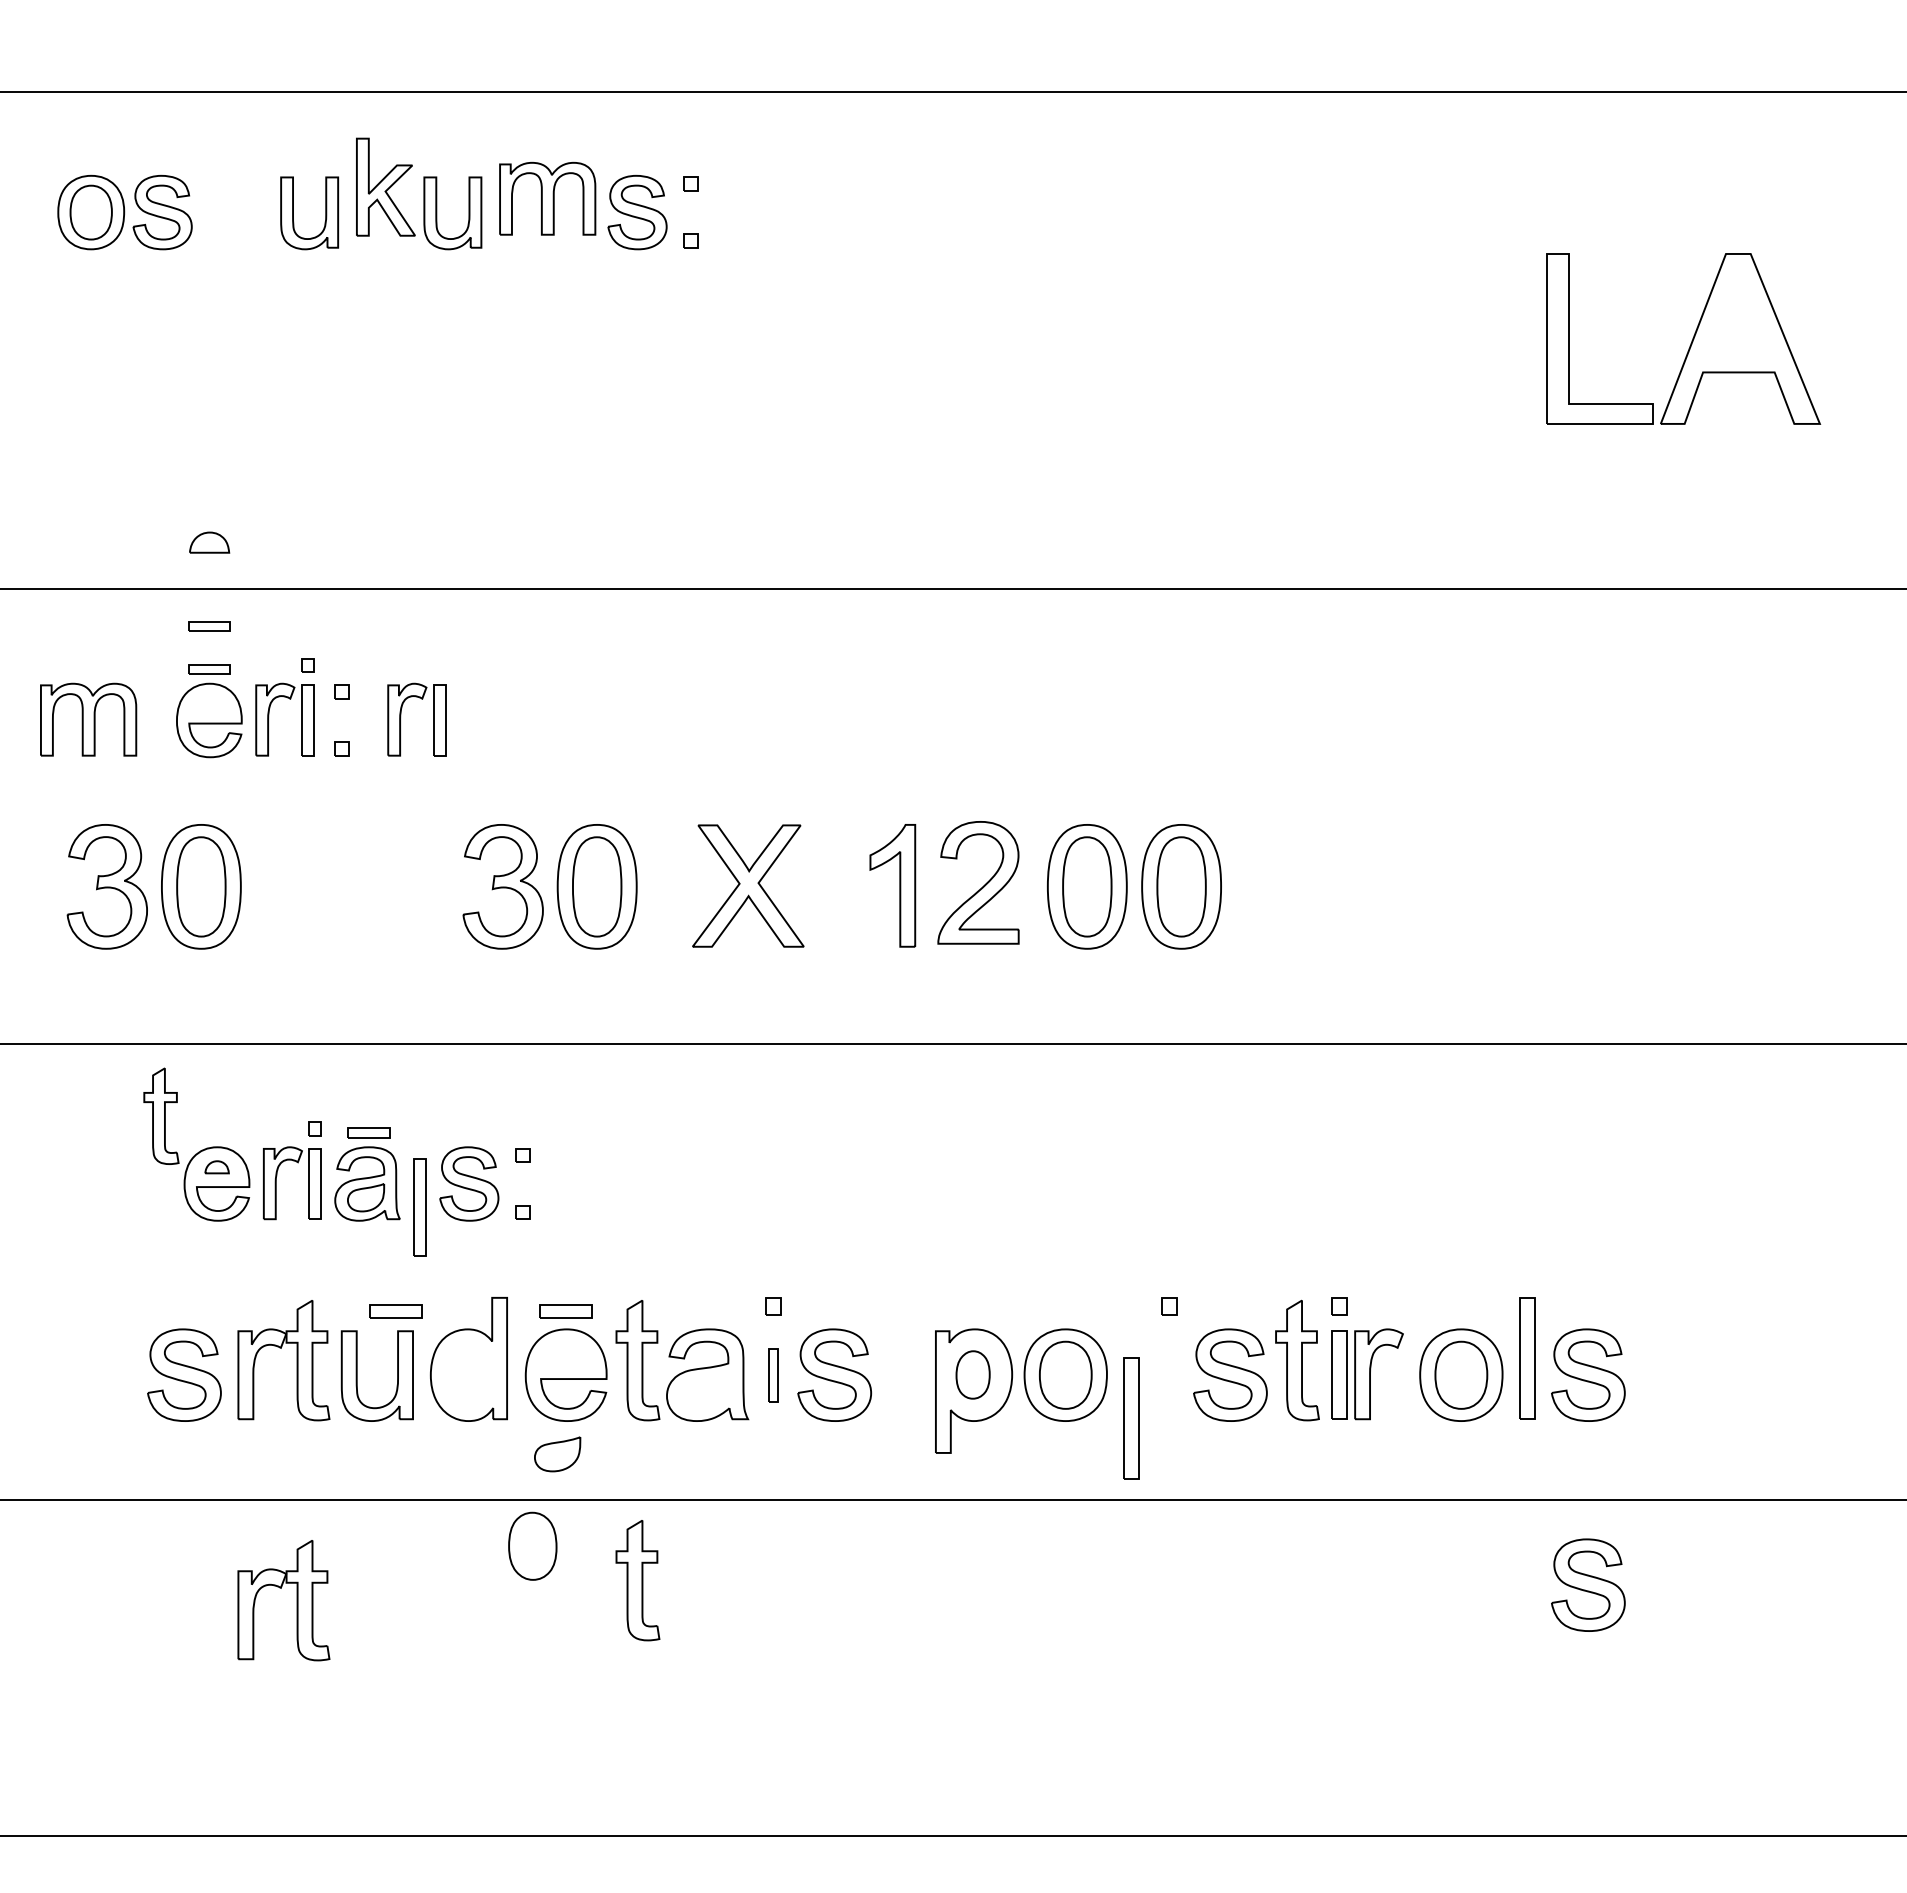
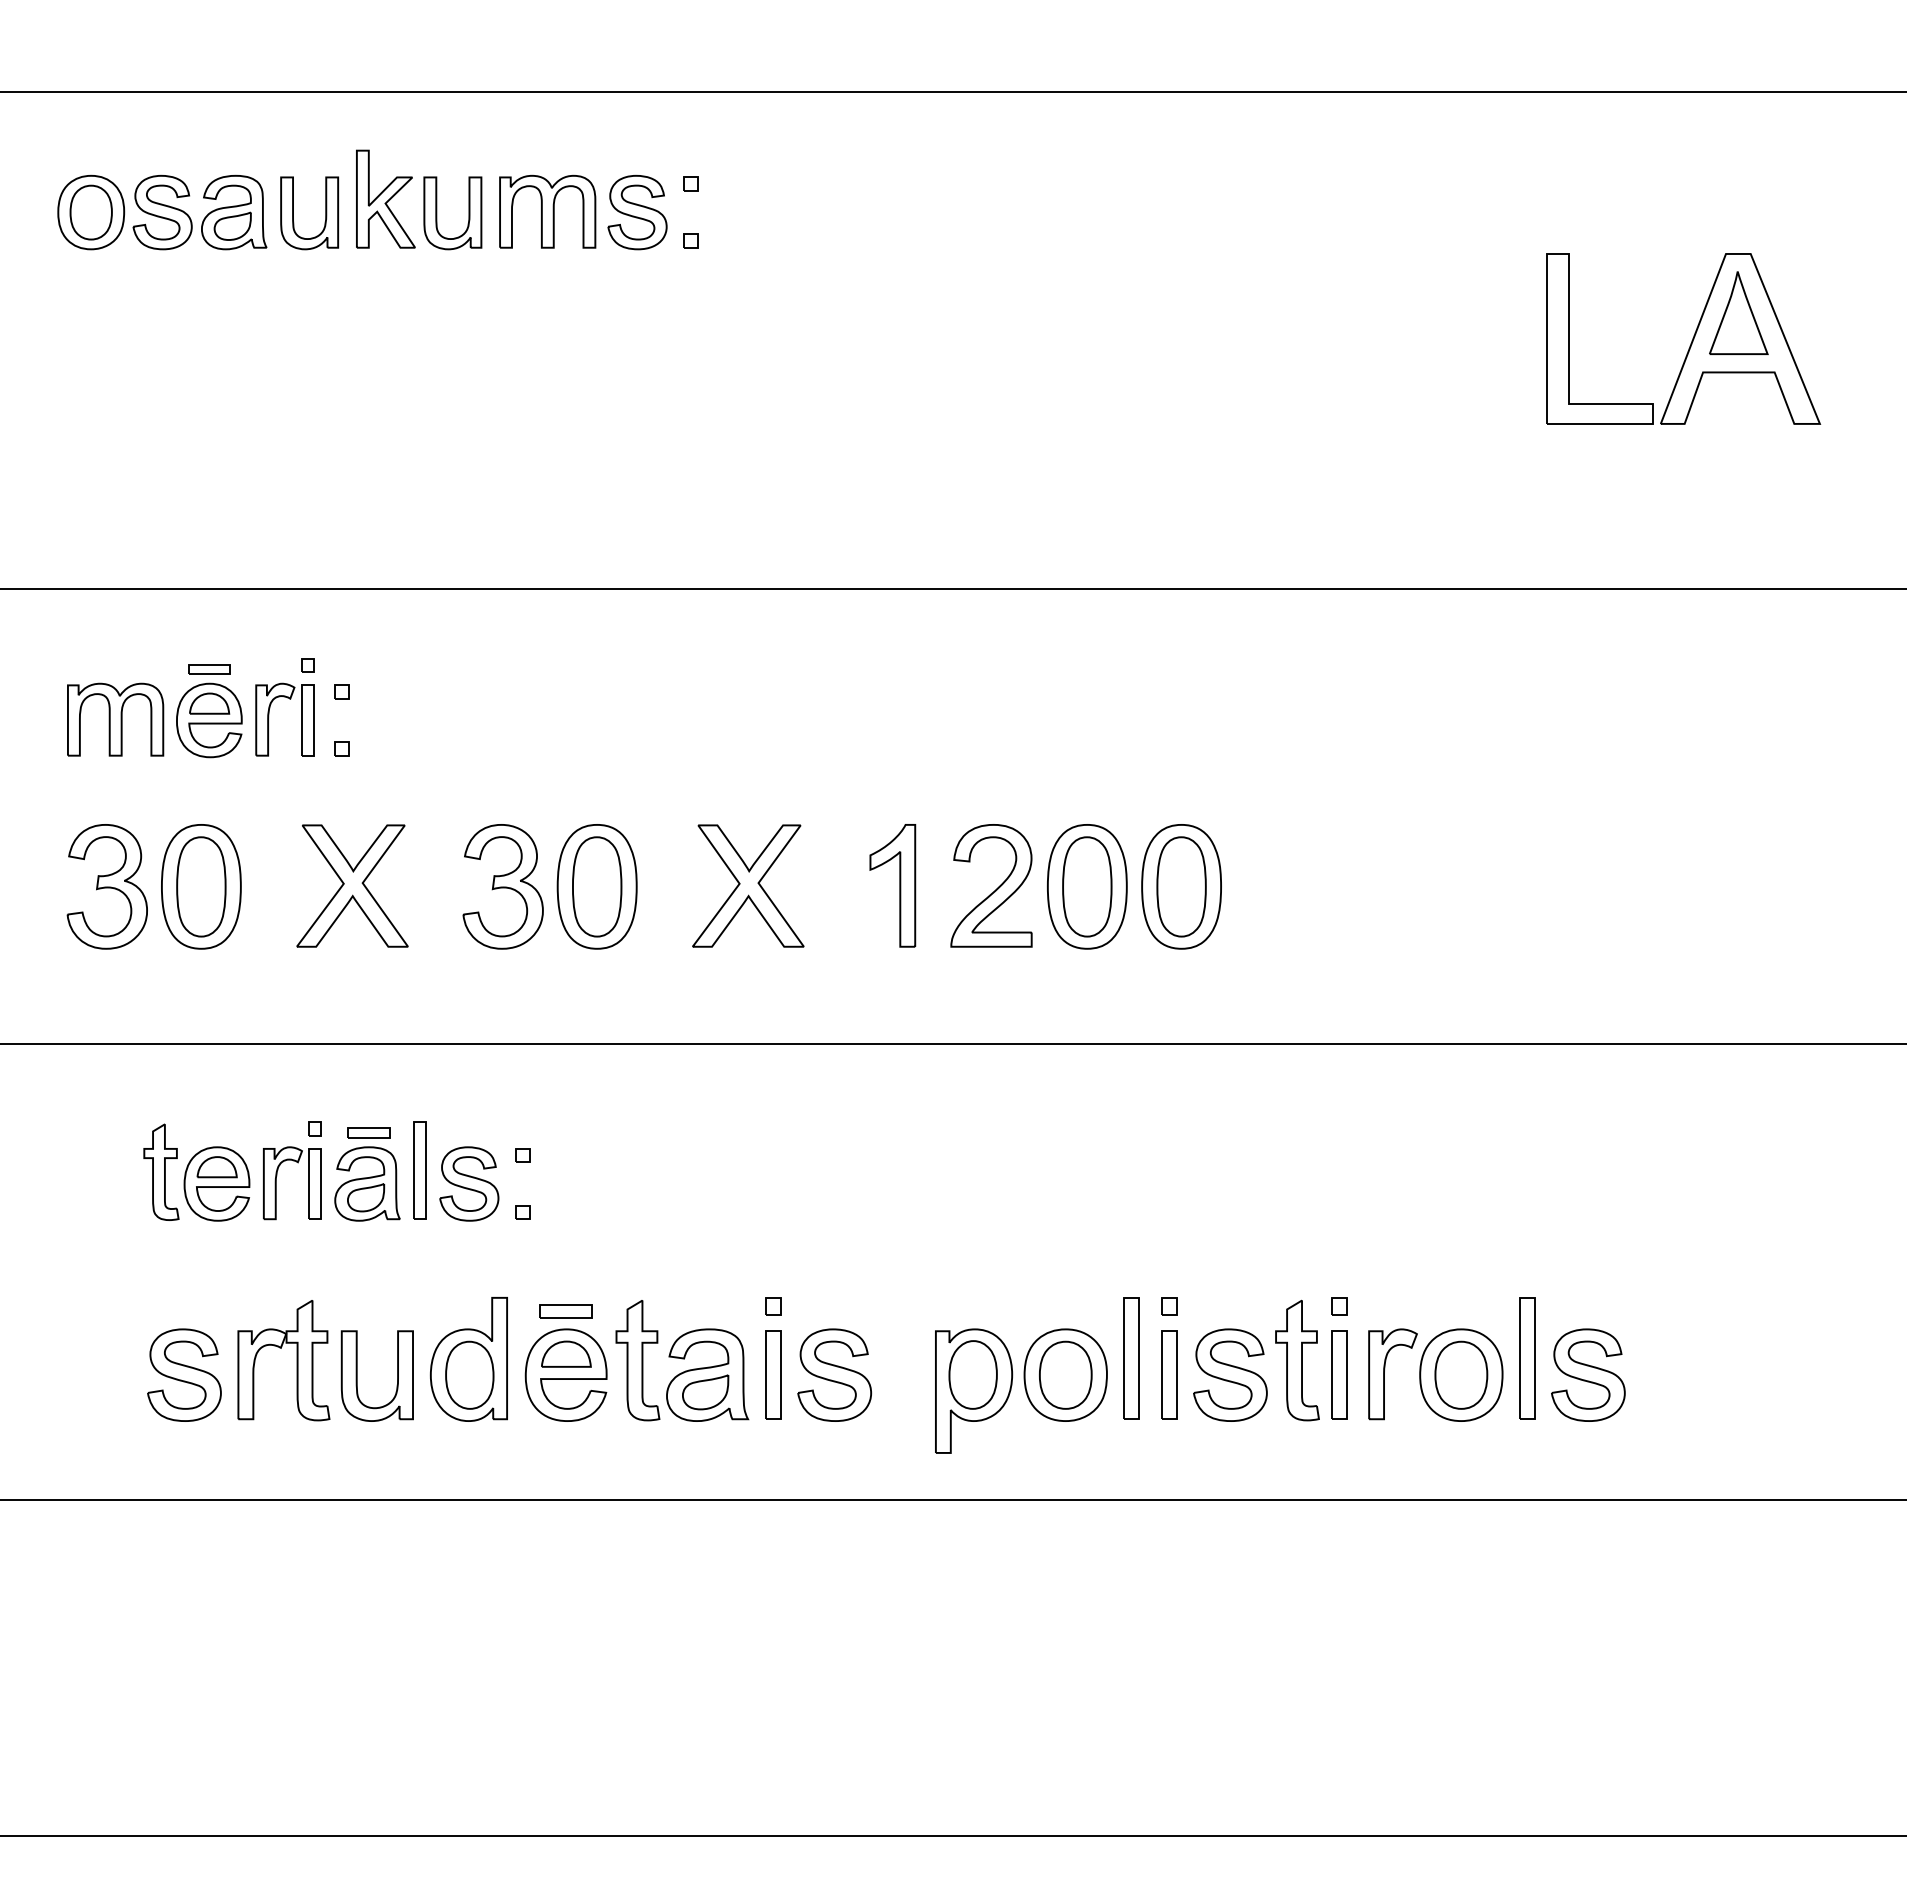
part position: (385, 186) -> (385, 198) (385, 198)
part position: (547, 198) -> (547, 211) (547, 211)
part: none -> present (234, 212)
part: none -> present (1738, 312)
part position: (209, 542) -> (209, 703) (209, 703)
part: present -> none (209, 626)
part: present -> none (401, 718)
part position: (88, 719) -> (115, 719) (115, 719)
part position: (978, 882) -> (991, 885) (991, 885)
part: none -> present (352, 885)
part position: (161, 1115) -> (161, 1171) (161, 1171)
part size: 26x15 px -> 42x23 px (216, 1167)
part position: (419, 1207) -> (419, 1170) (419, 1170)
part: present -> none (395, 1311)
part: none -> present (566, 1353)
part size: 36x50 px -> 50x70 px (972, 1374)
part: none -> present (1169, 1374)
part position: (1370, 1374) -> (1384, 1374) (1384, 1374)
part size: 11x55 px -> 17x90 px (773, 1374)
part position: (1131, 1418) -> (1131, 1358) (1131, 1358)
part position: (557, 1454) -> (705, 1392) (705, 1392)
part position: (532, 1545) -> (469, 1374) (469, 1374)
part: present -> none (637, 1580)
part: present -> none (1588, 1584)
part: present -> none (281, 1588)
